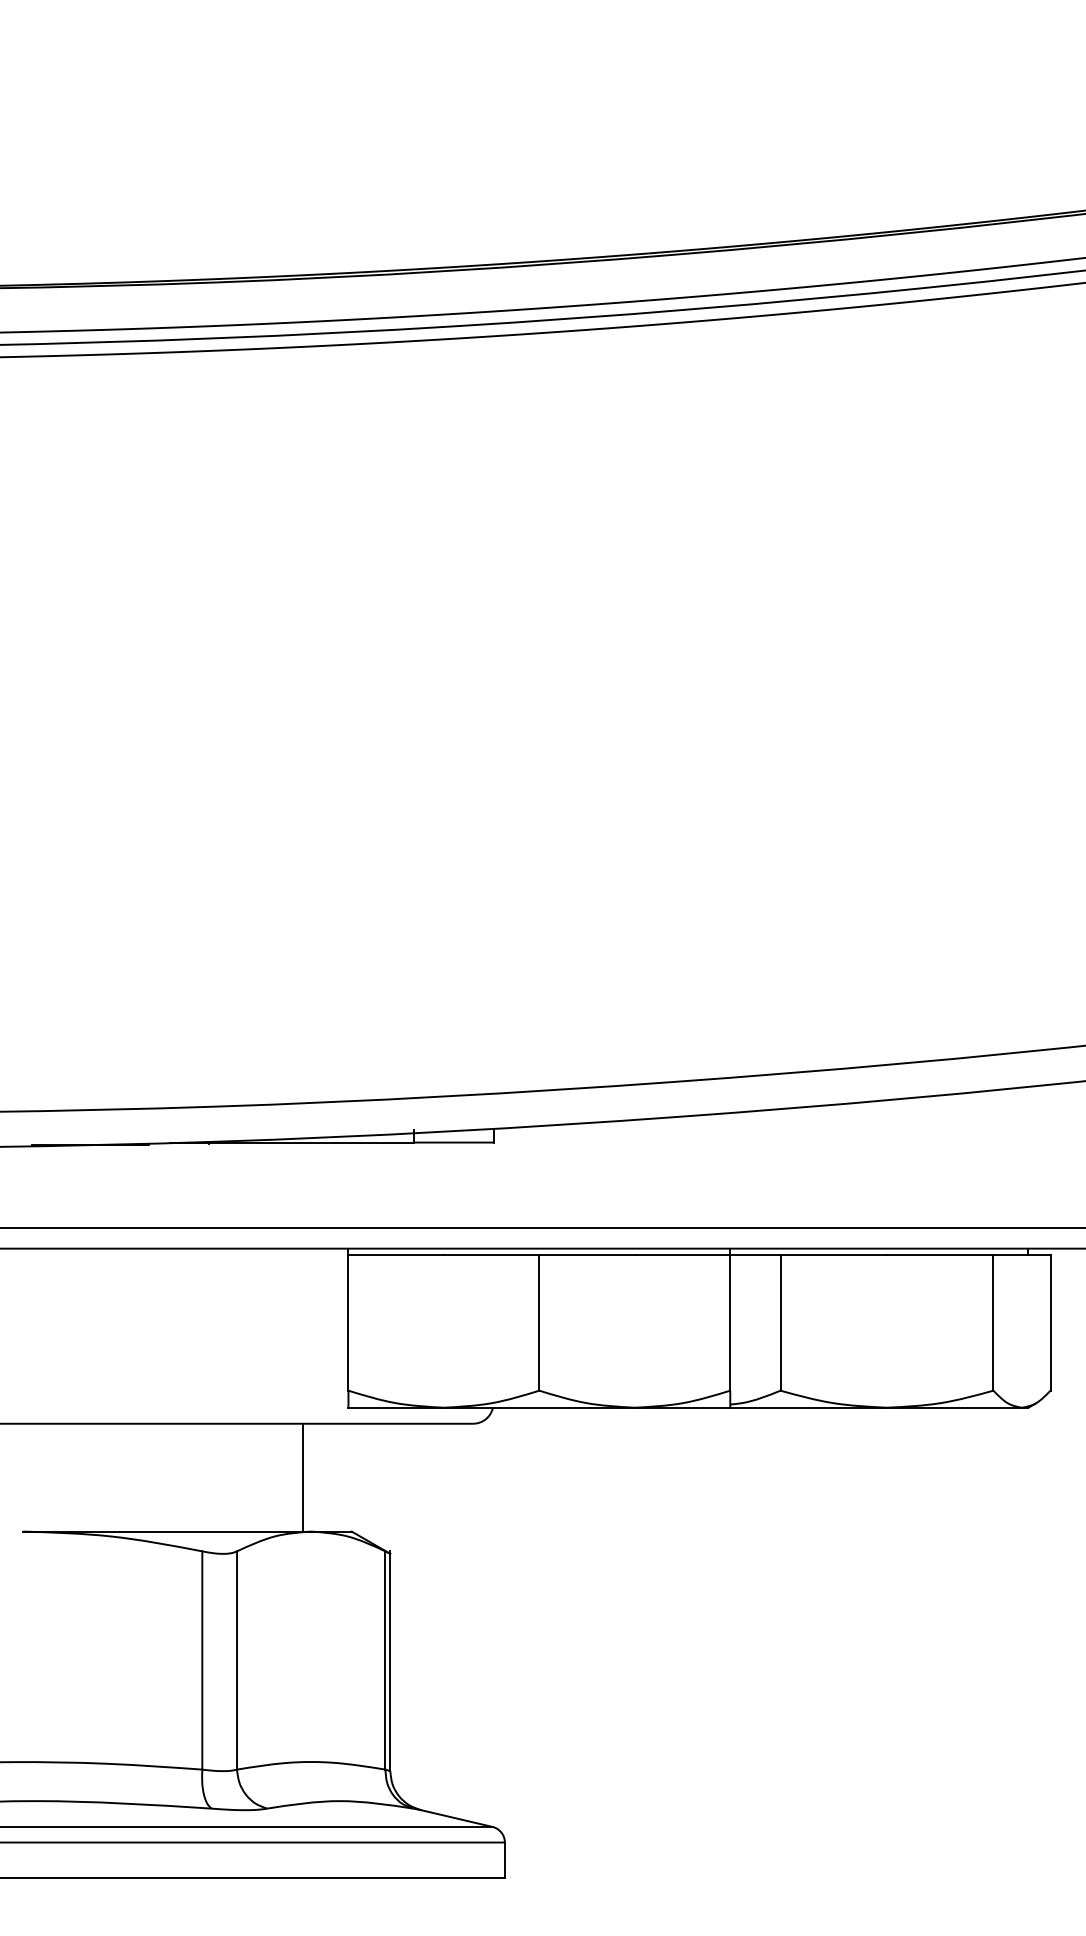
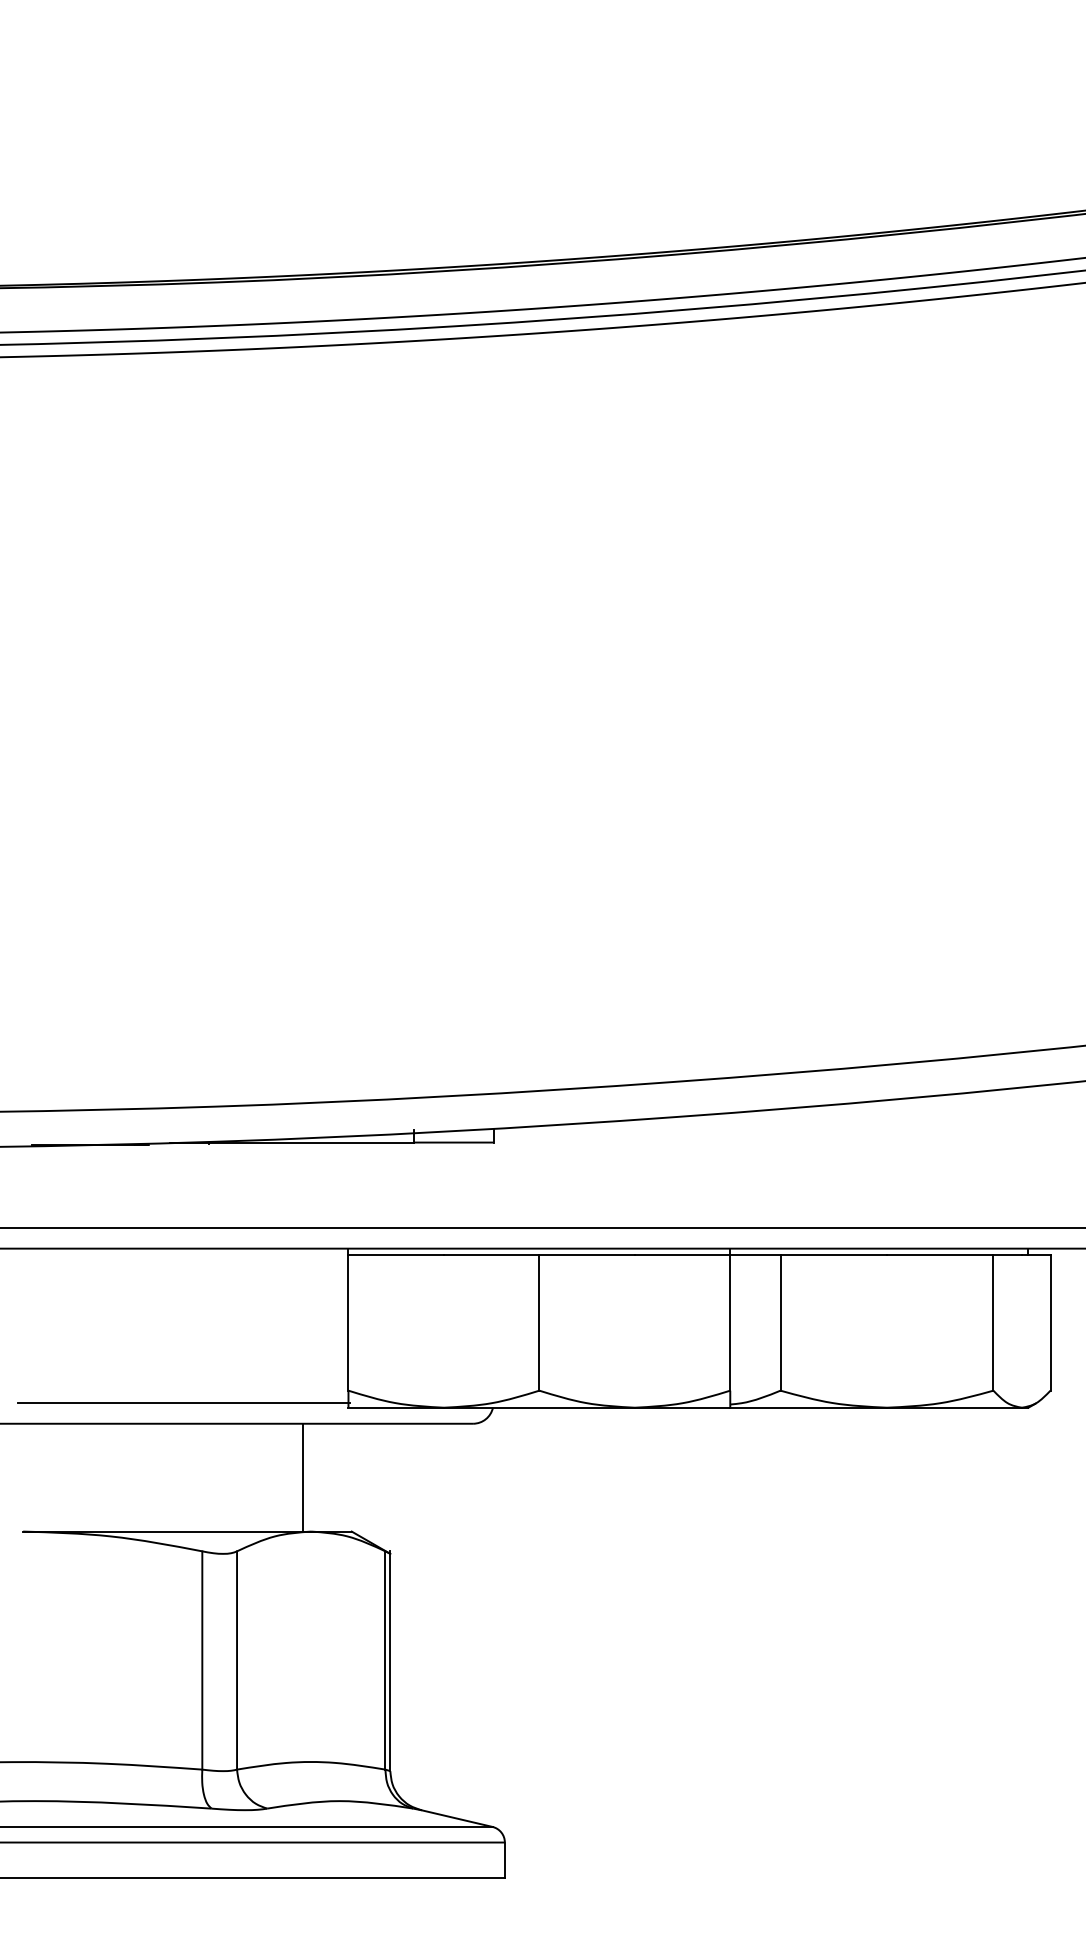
line: none -> present (183, 1403)
